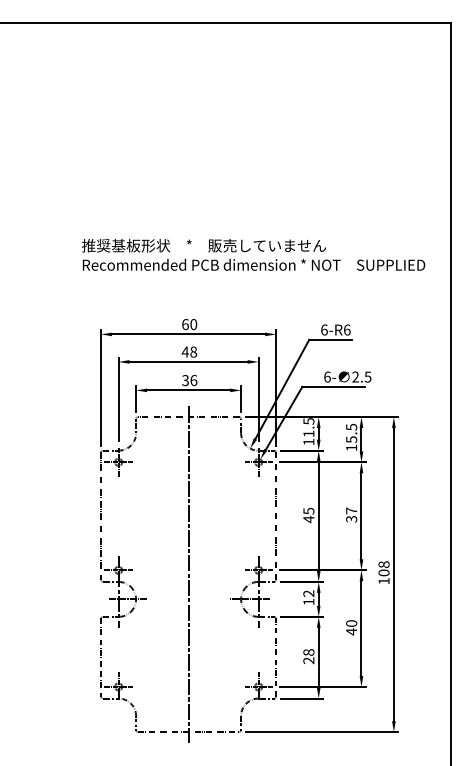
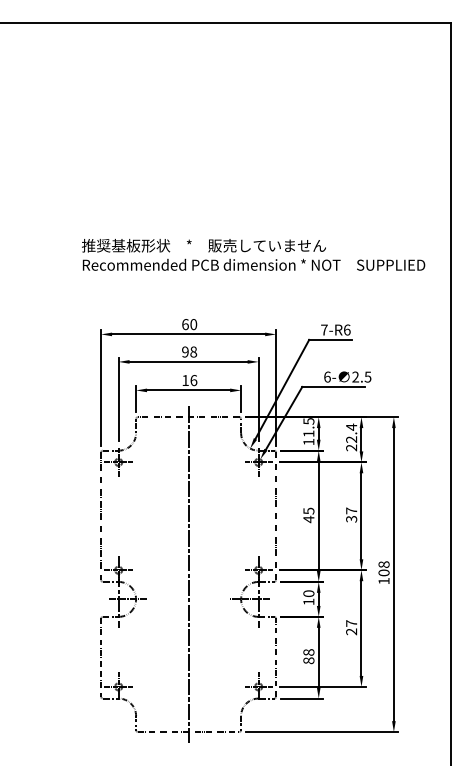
text: 6-R6 -> 7-R6 (324, 329)
text: 48 -> 98 (184, 351)
text: 36 -> 16 (185, 380)
text: 15.5 -> 22.4 (351, 437)
text: 12 -> 10 (308, 593)
text: 40 -> 27 (351, 627)
text: 28 -> 88 (308, 660)
